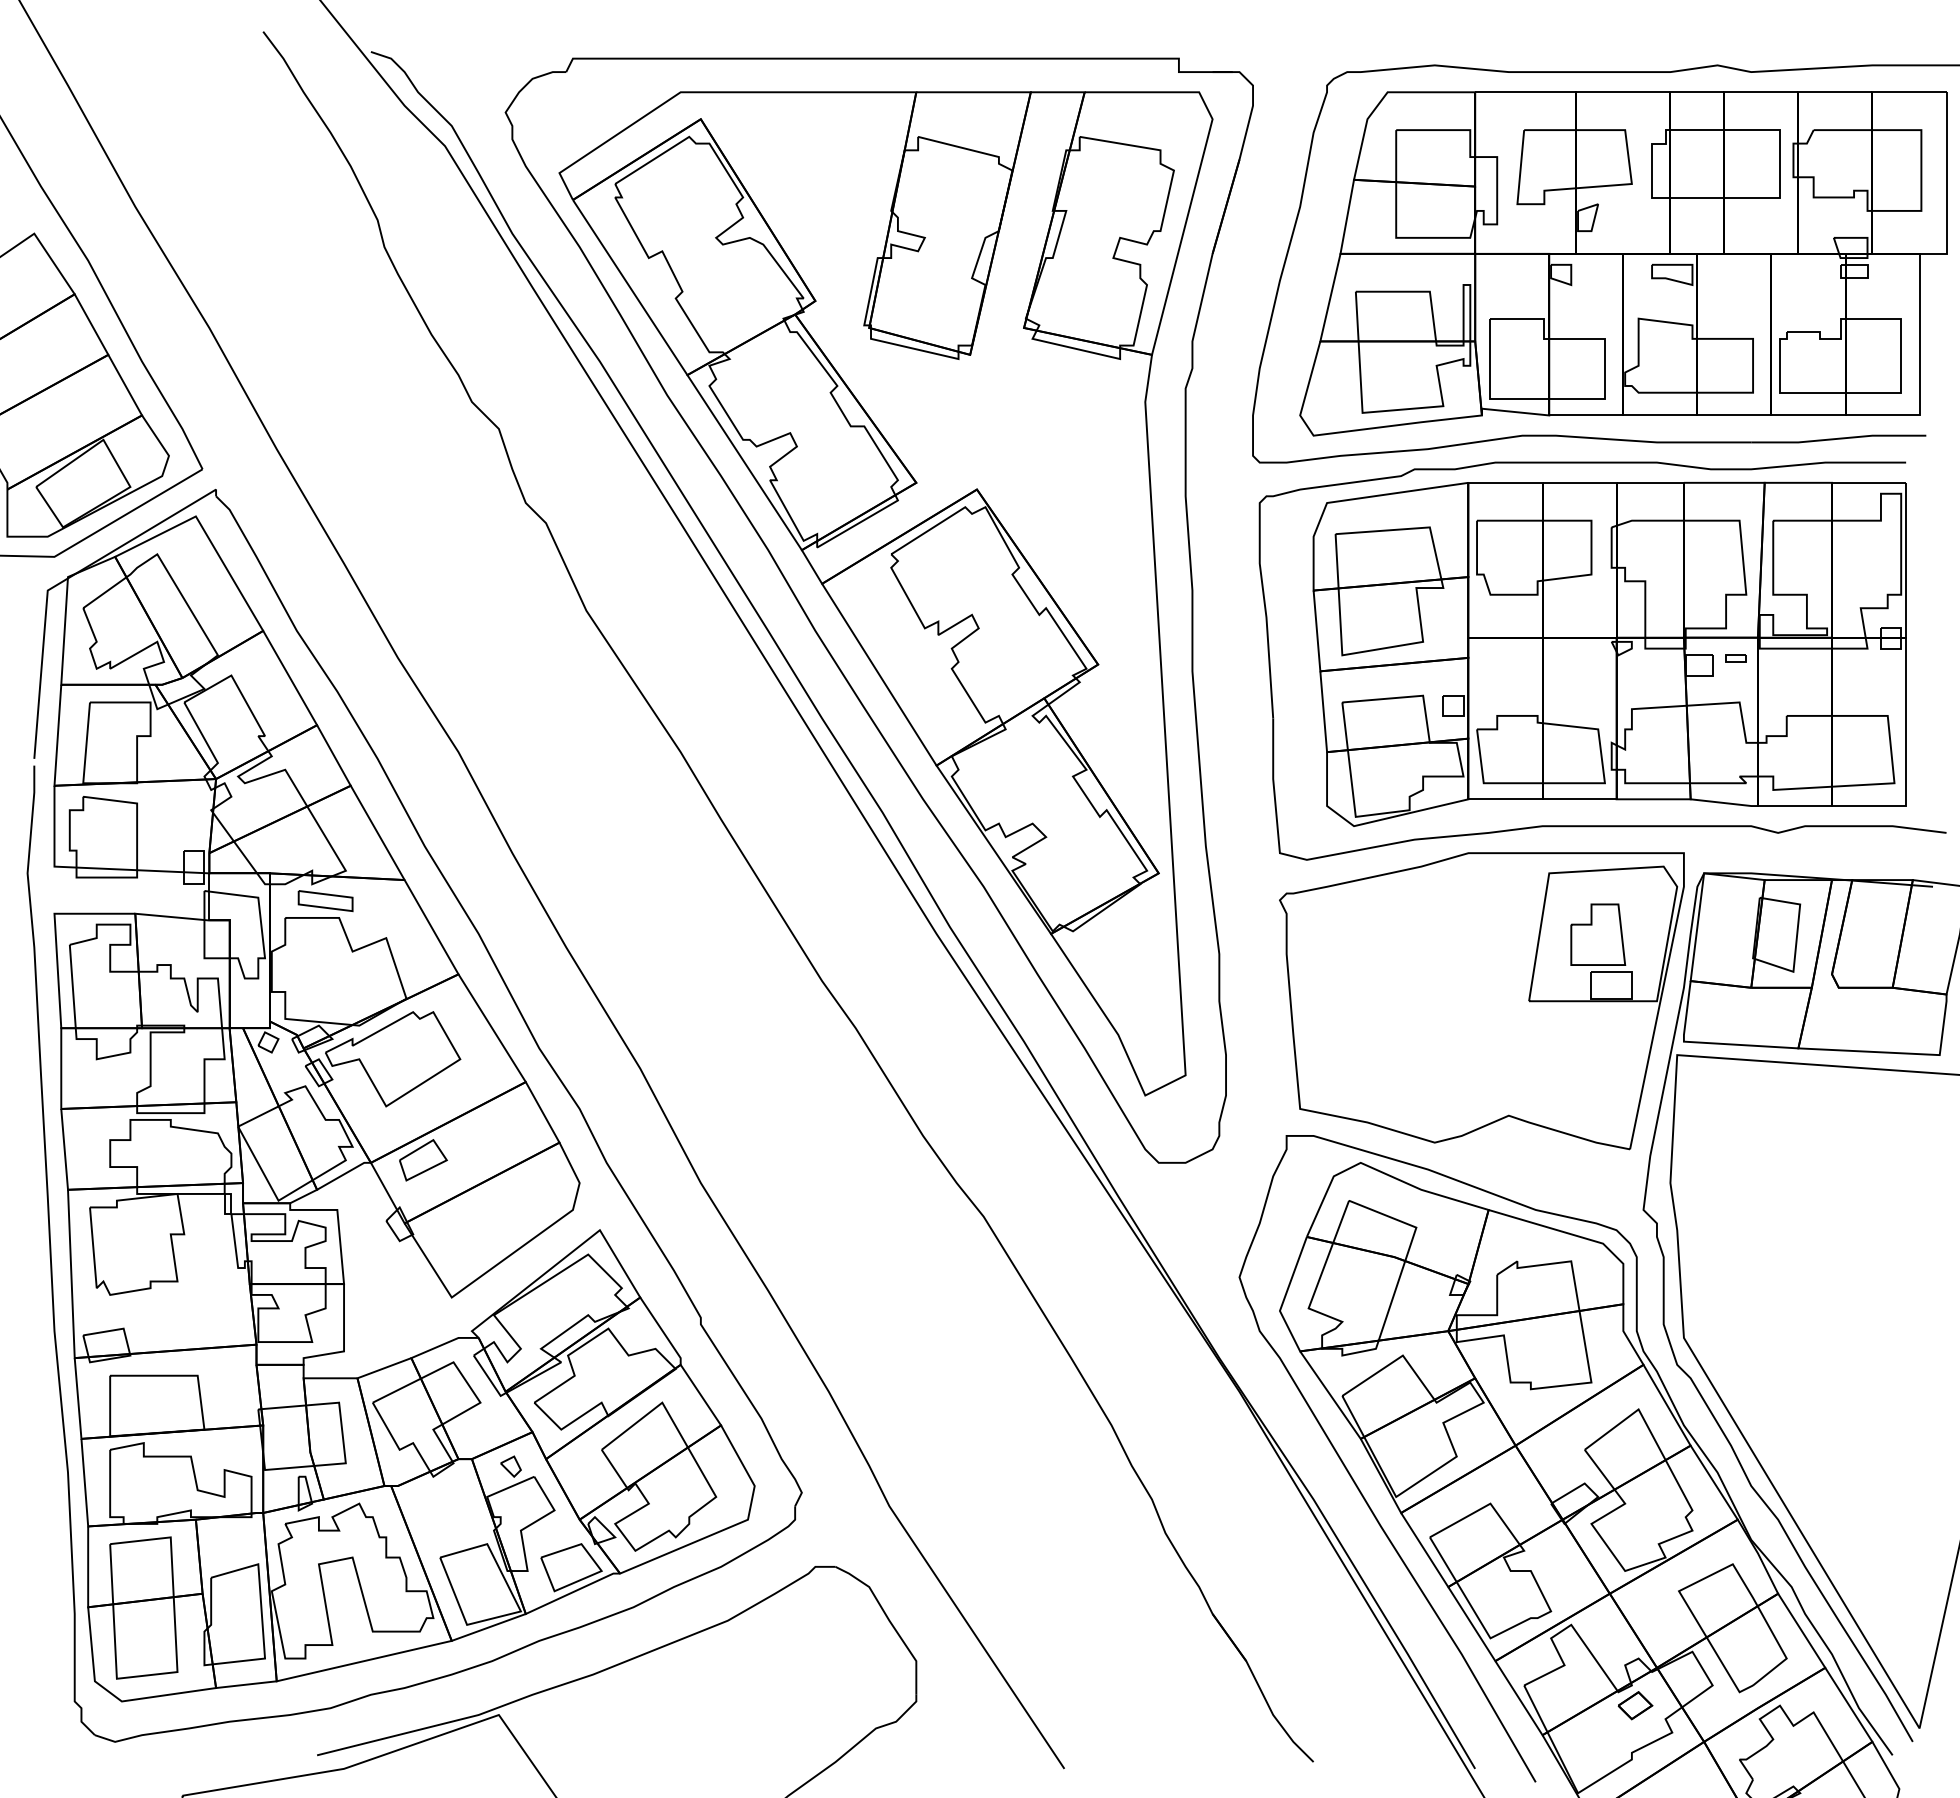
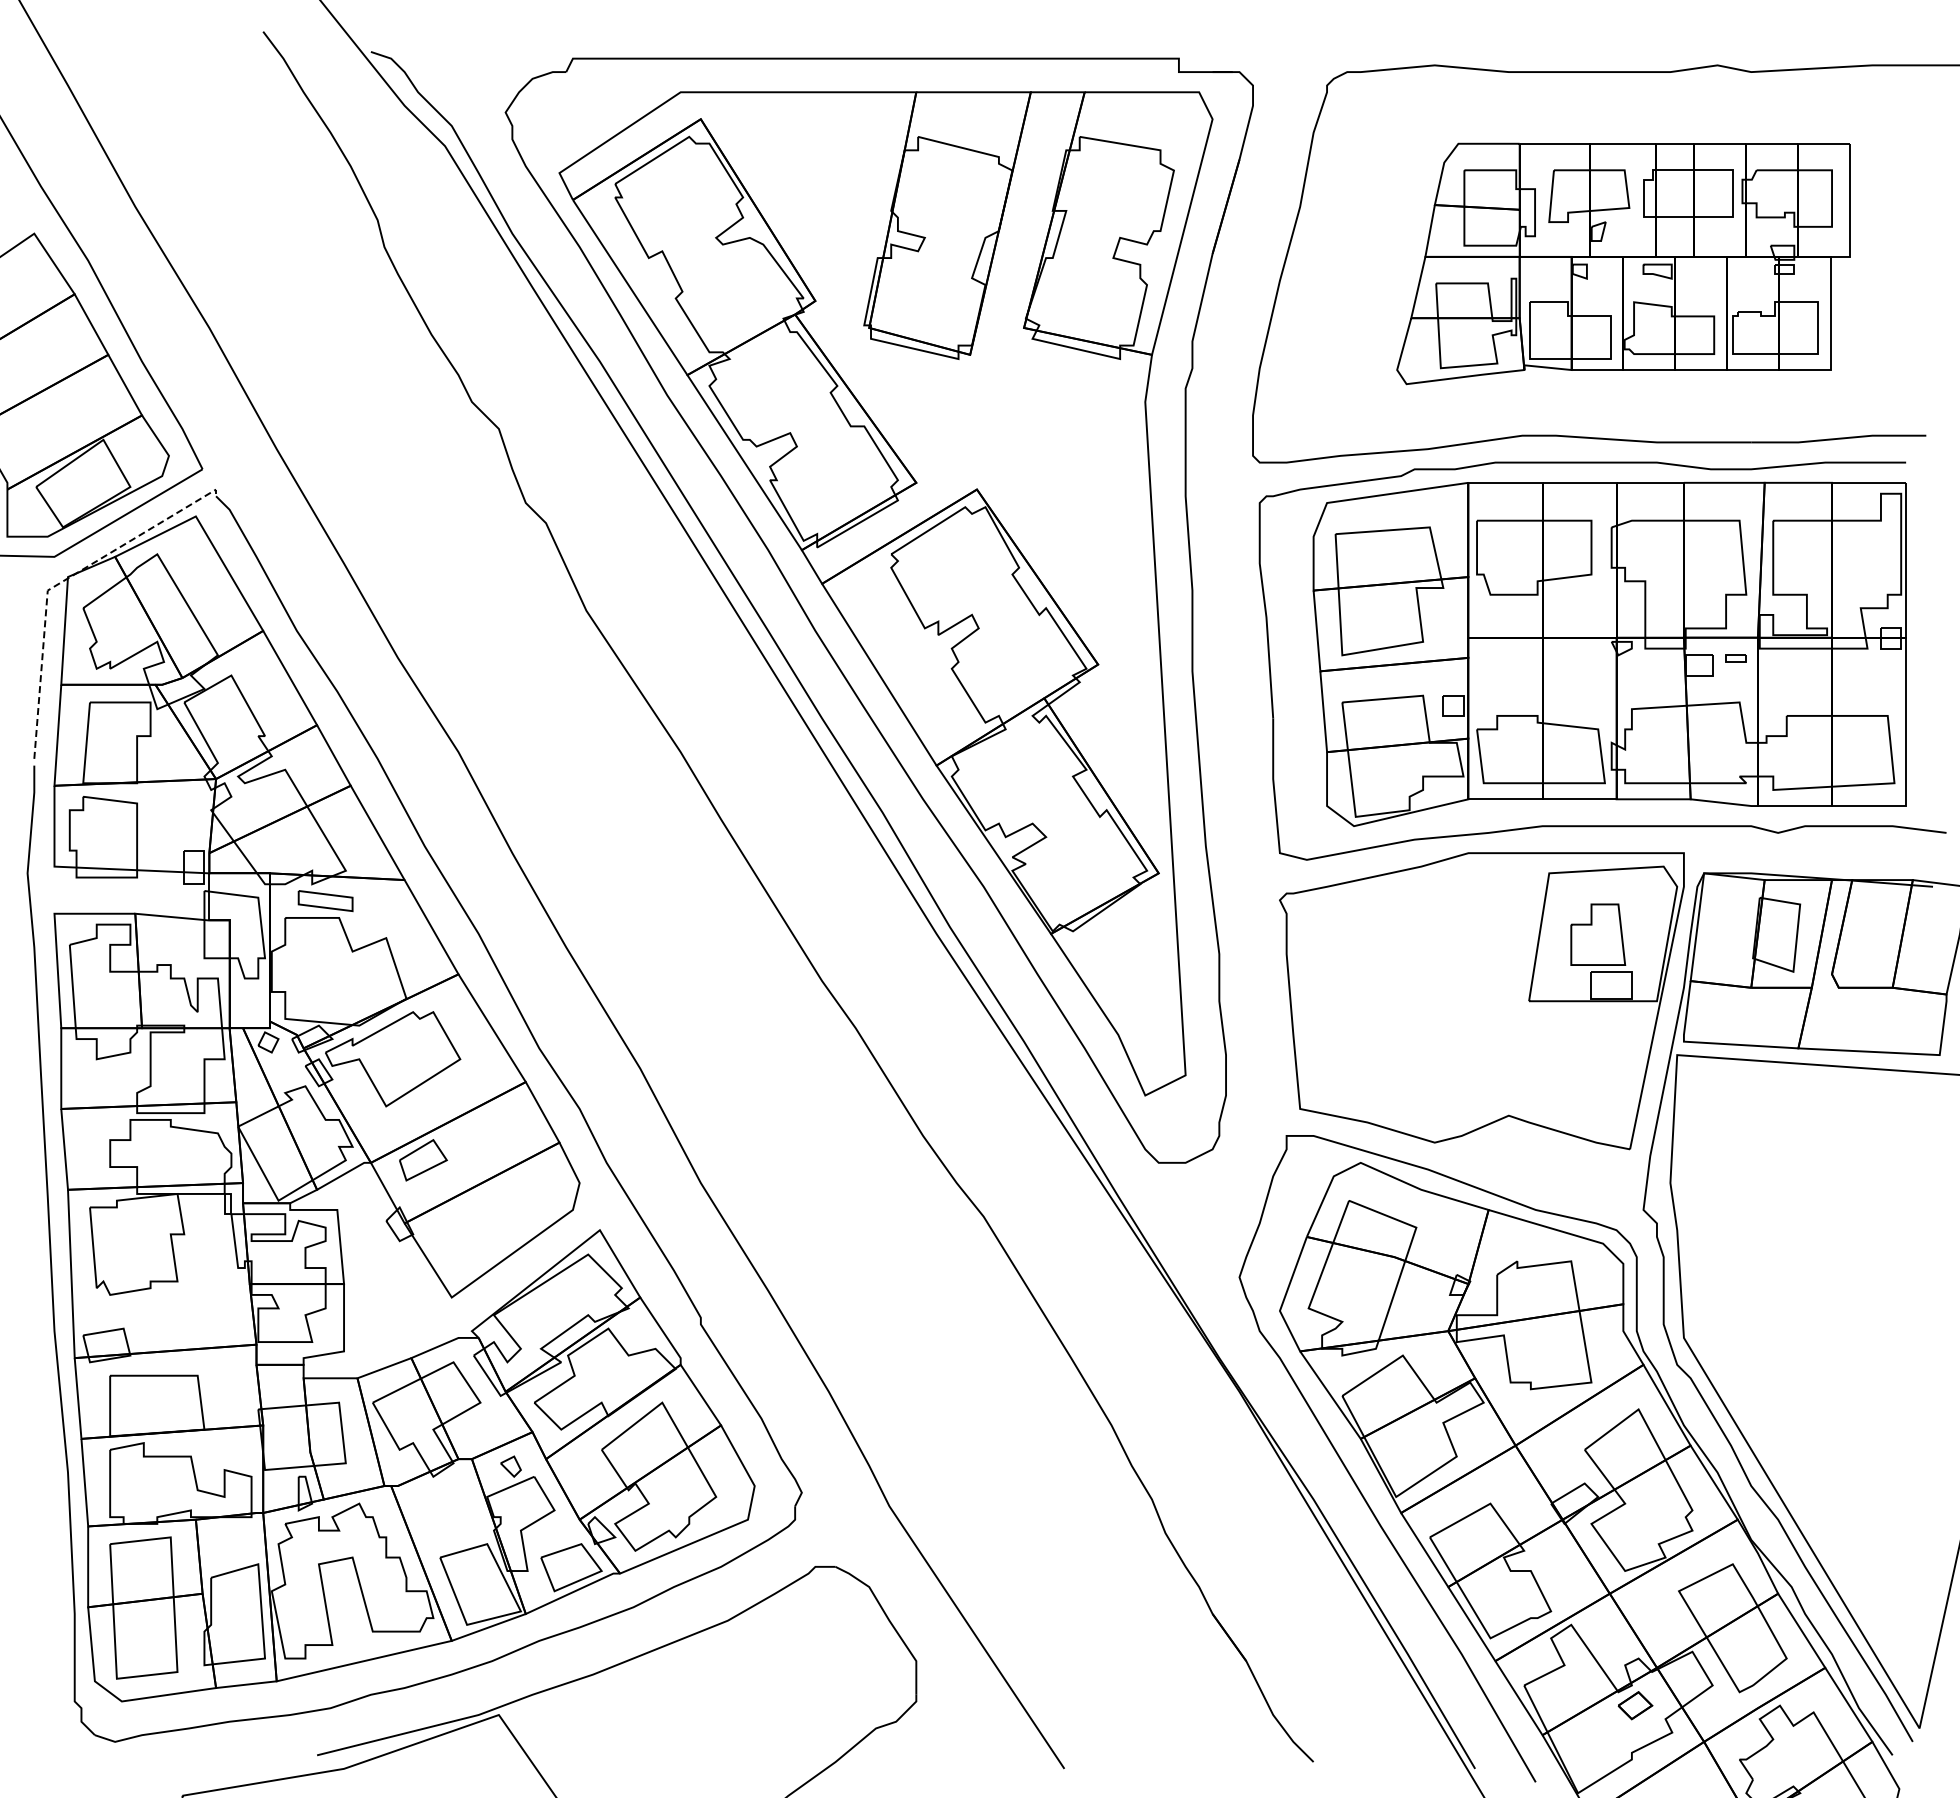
part size: 649x346 px -> 455x244 px (1623, 263)
line: solid -> dashed (63, 581)
